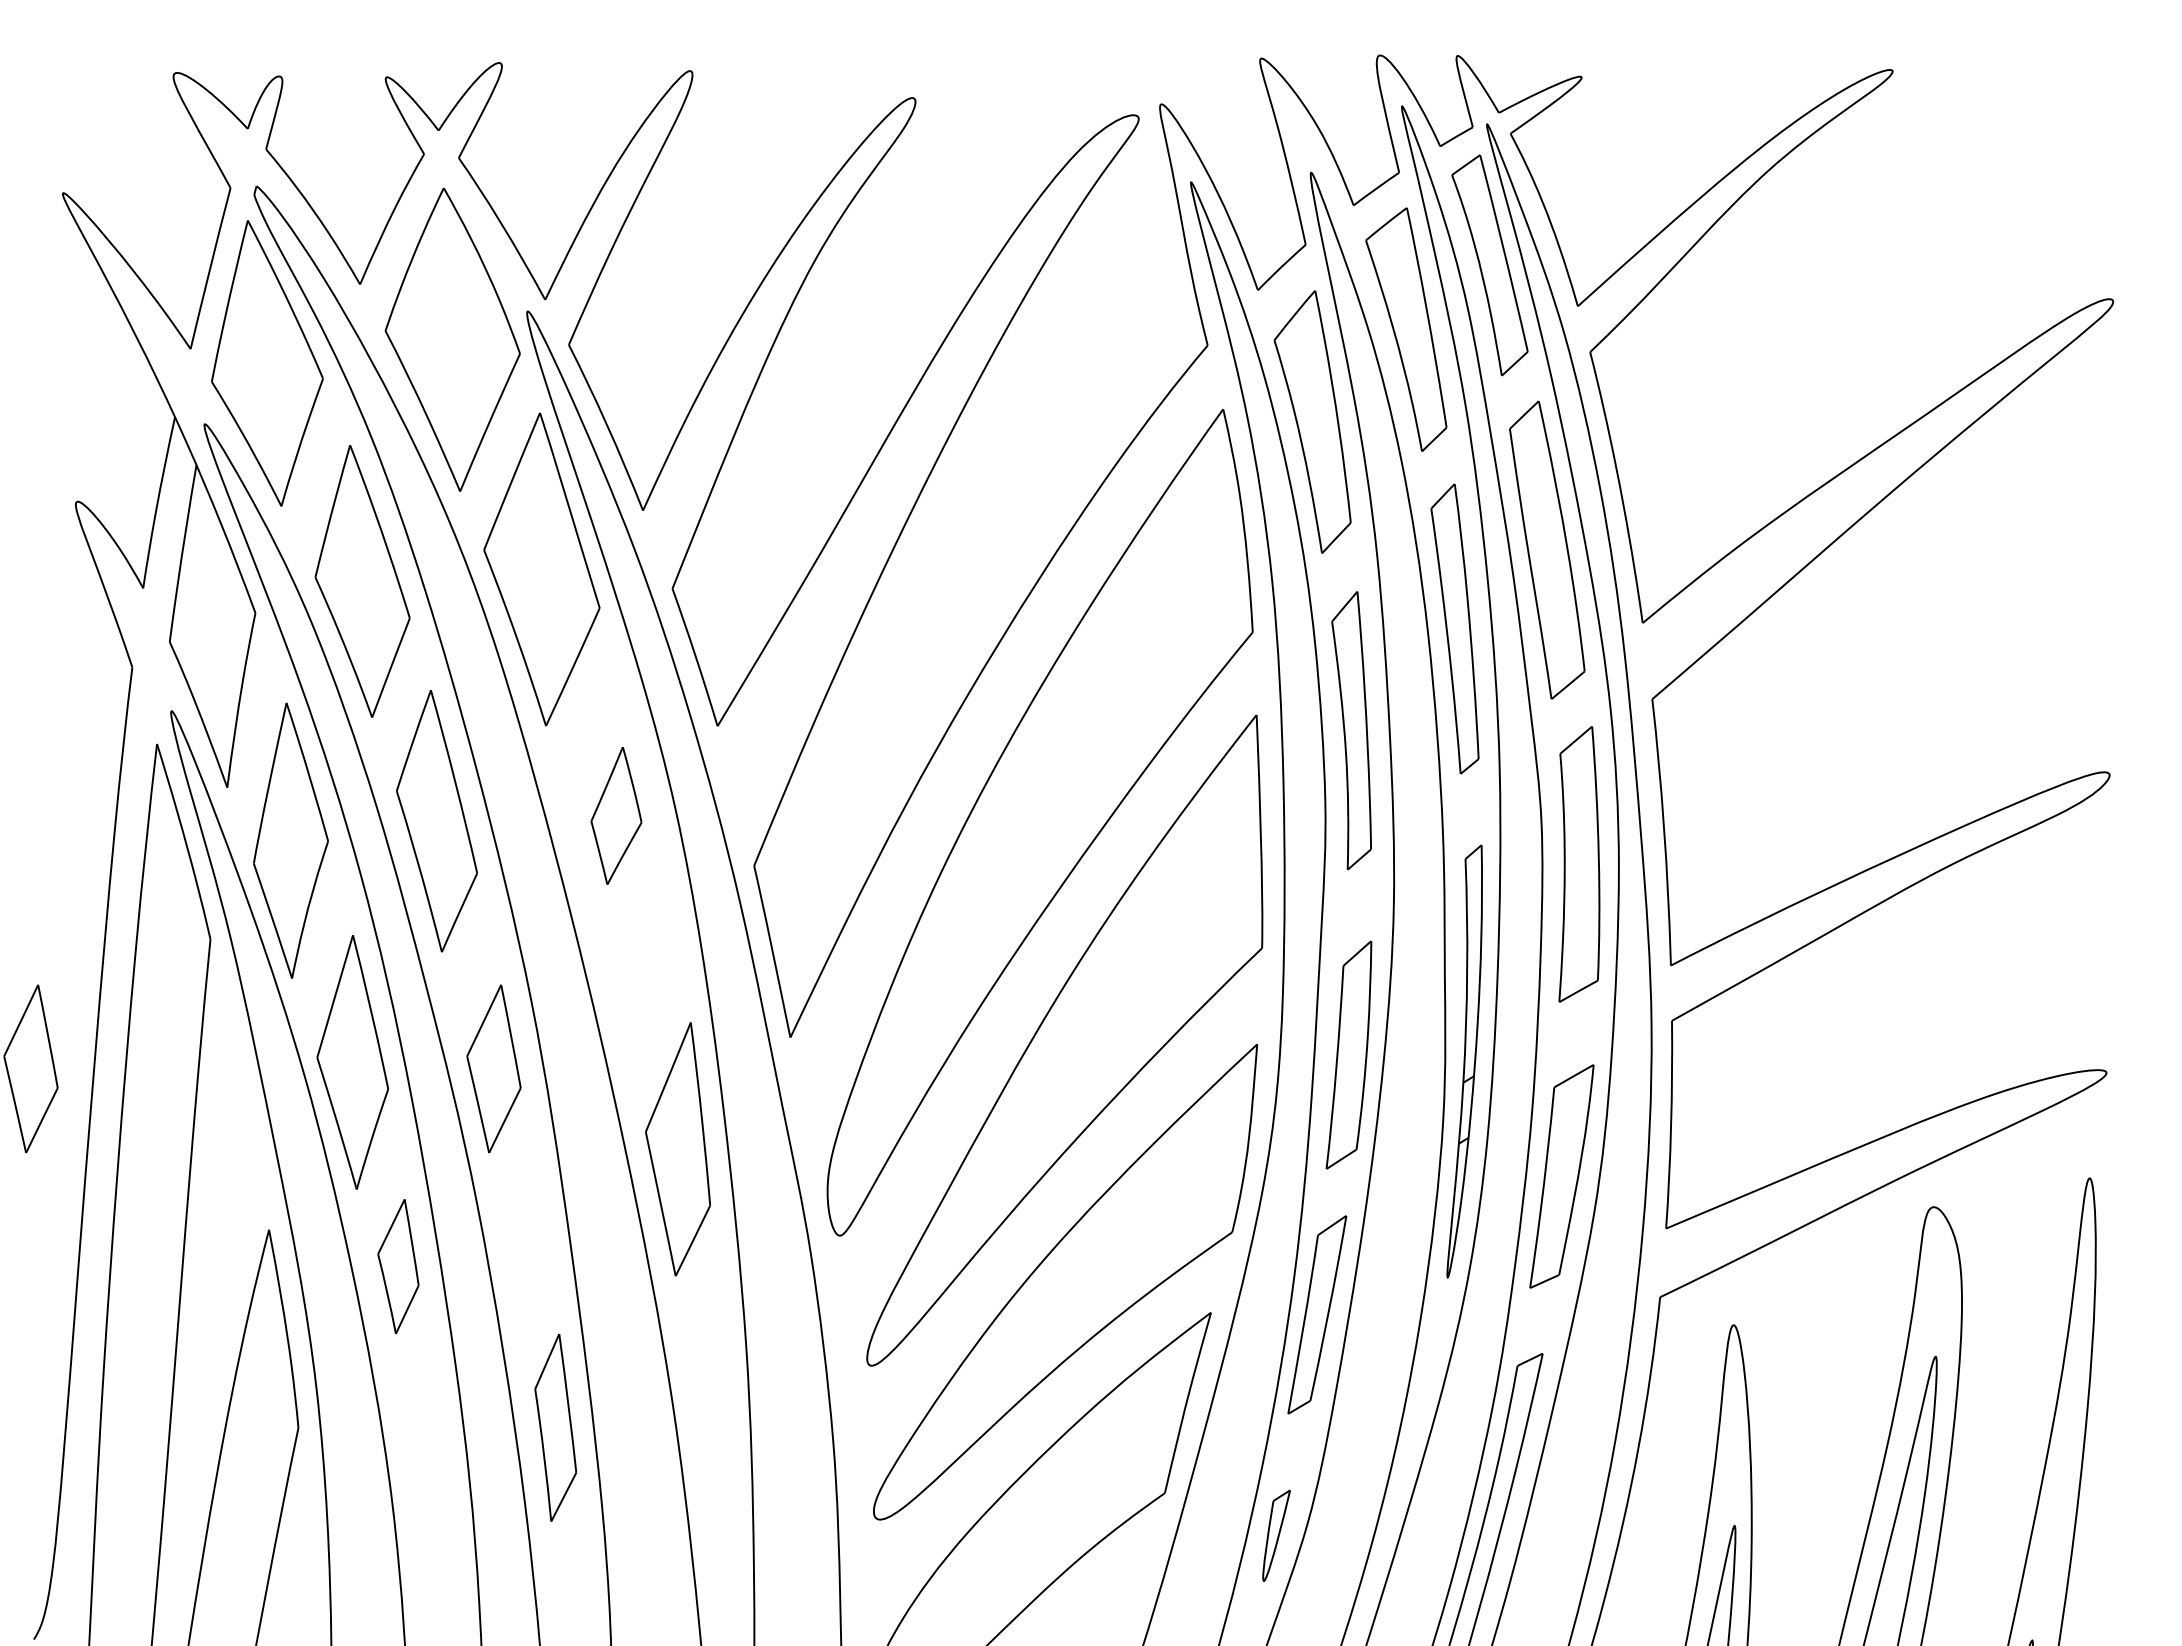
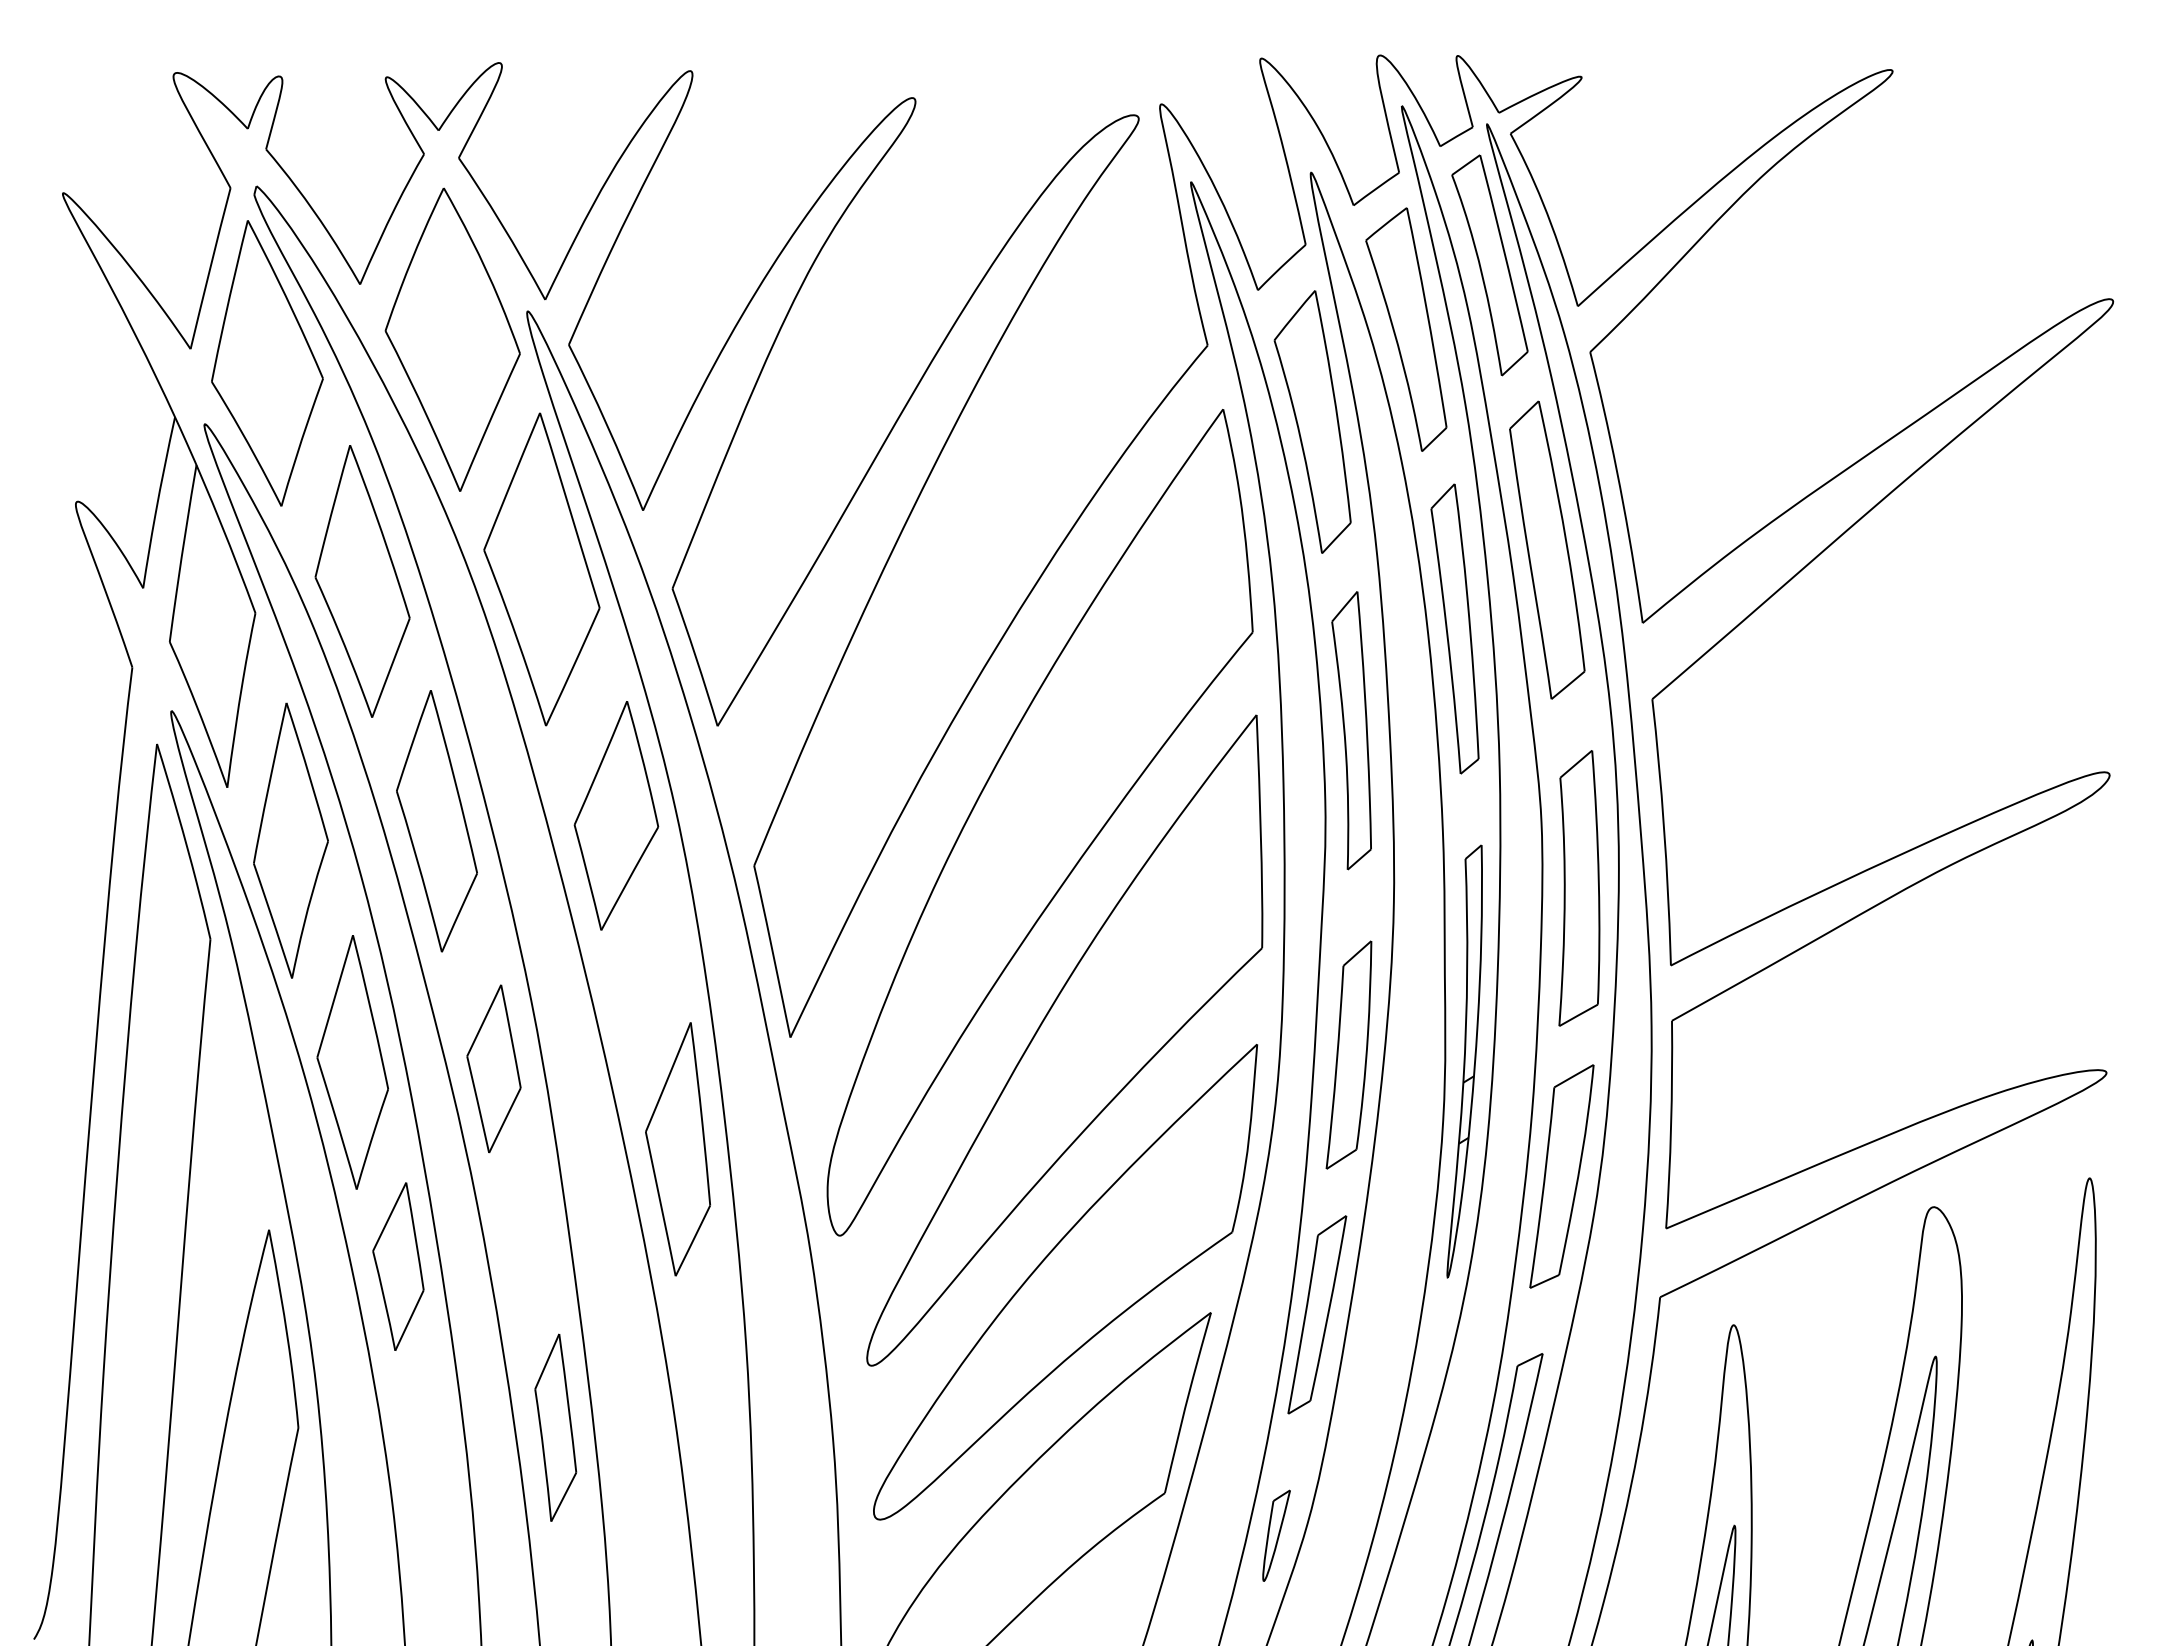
part size: 53x138 px -> 87x230 px (616, 815)
part position: (1579, 864) -> (1579, 888) (1579, 888)
part: present -> none (30, 1068)
part size: 43x136 px -> 53x169 px (398, 1266)
